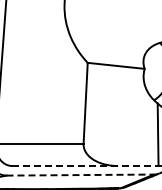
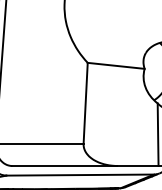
line: dashed -> solid (87, 166)
line: dashed -> solid (80, 175)
